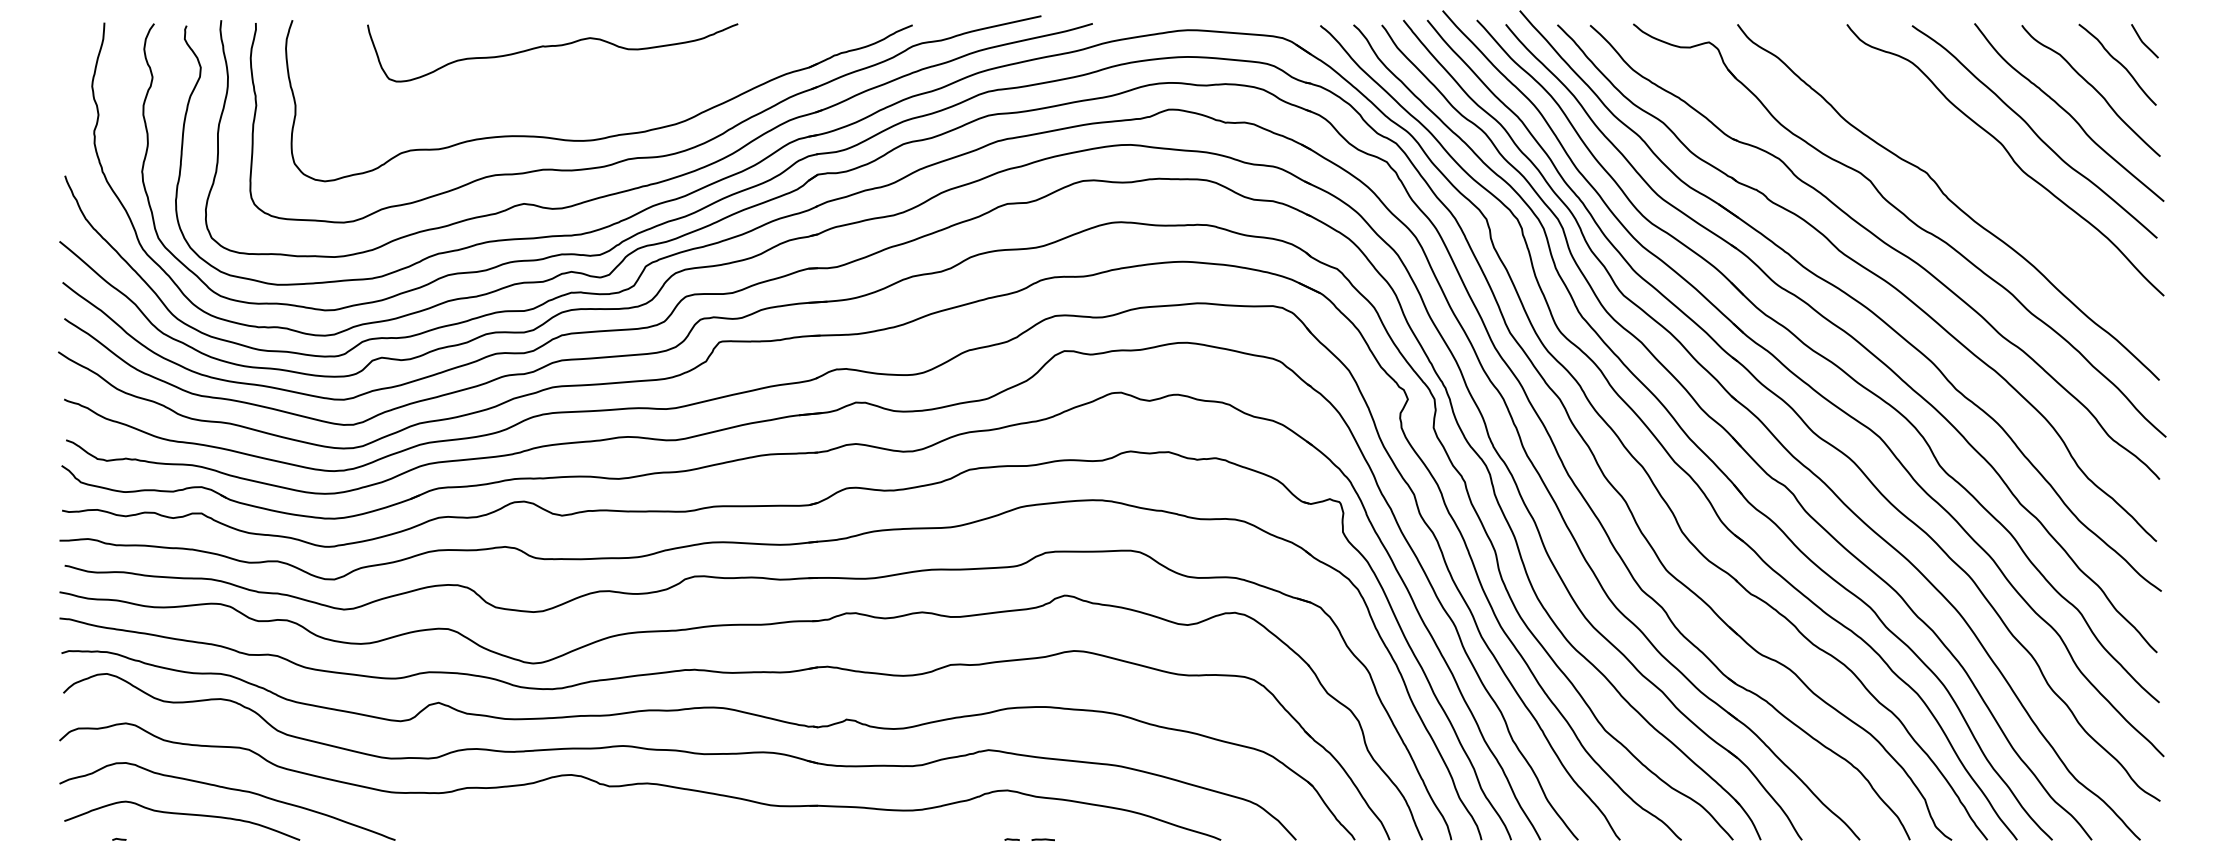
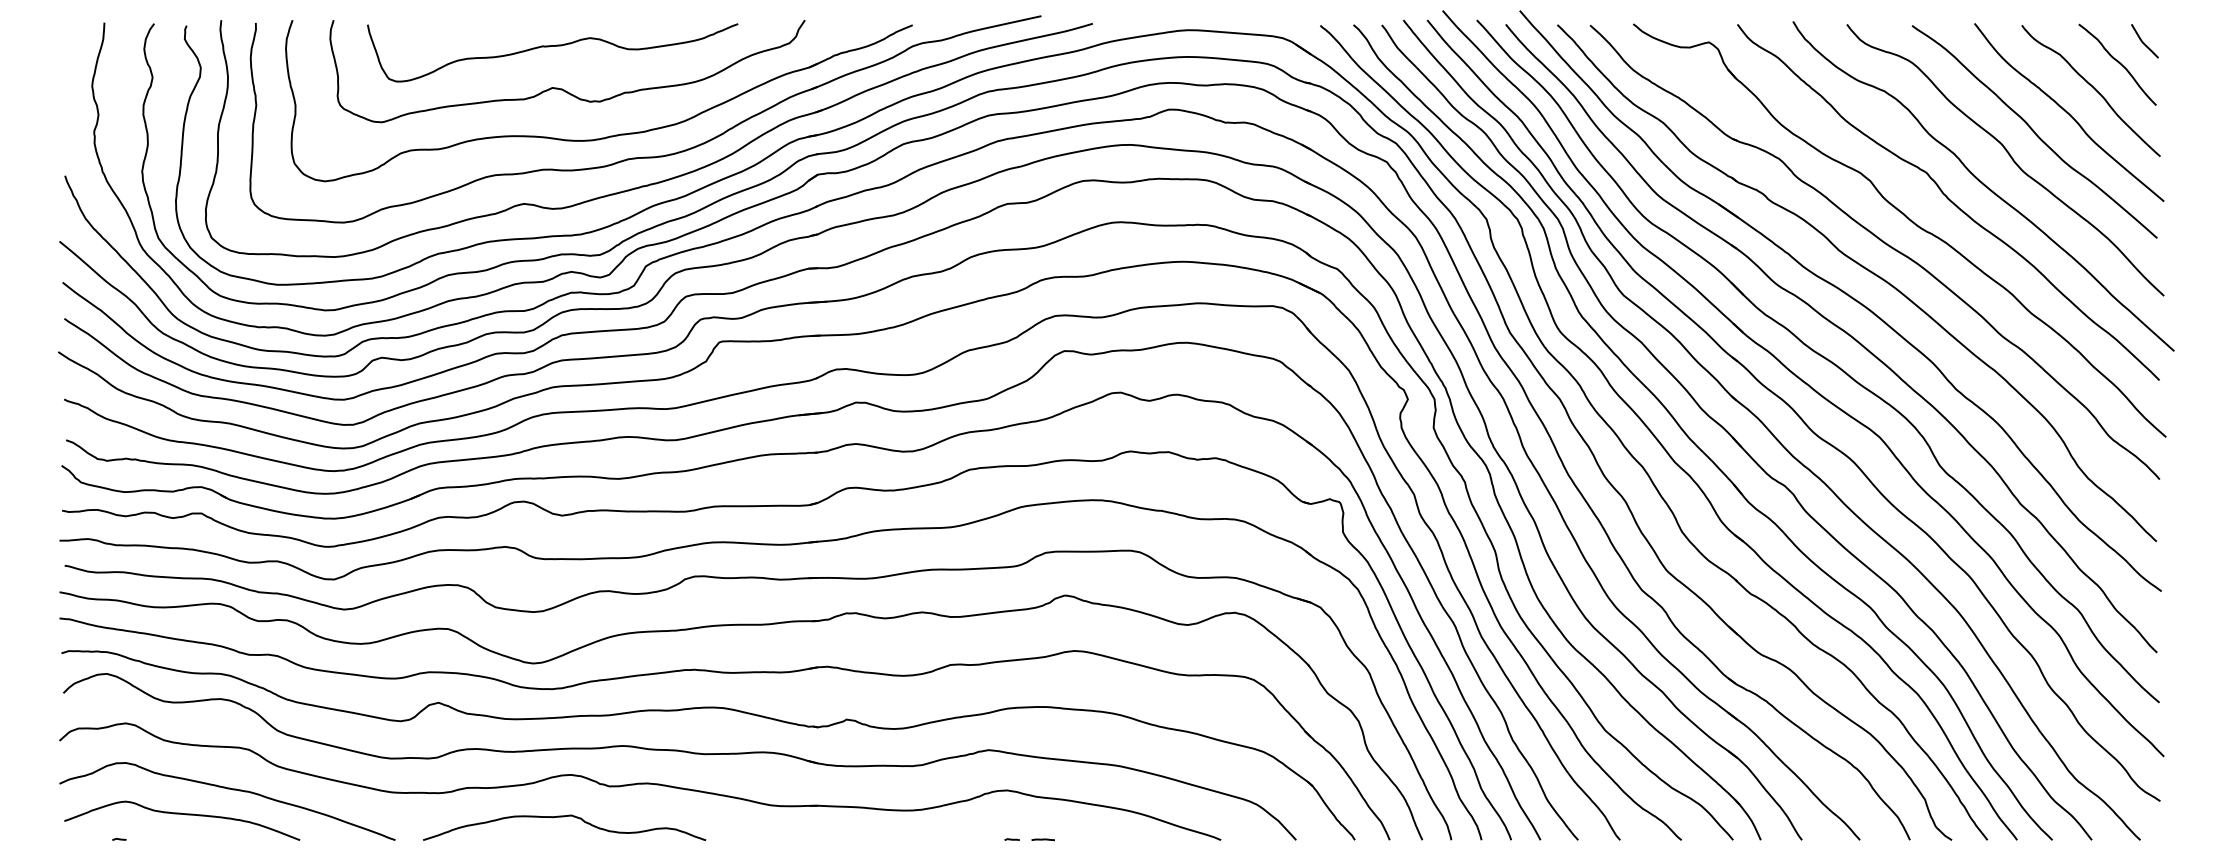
curve: none -> present (562, 88)
curve: none -> present (1983, 185)
curve: none -> present (564, 817)
